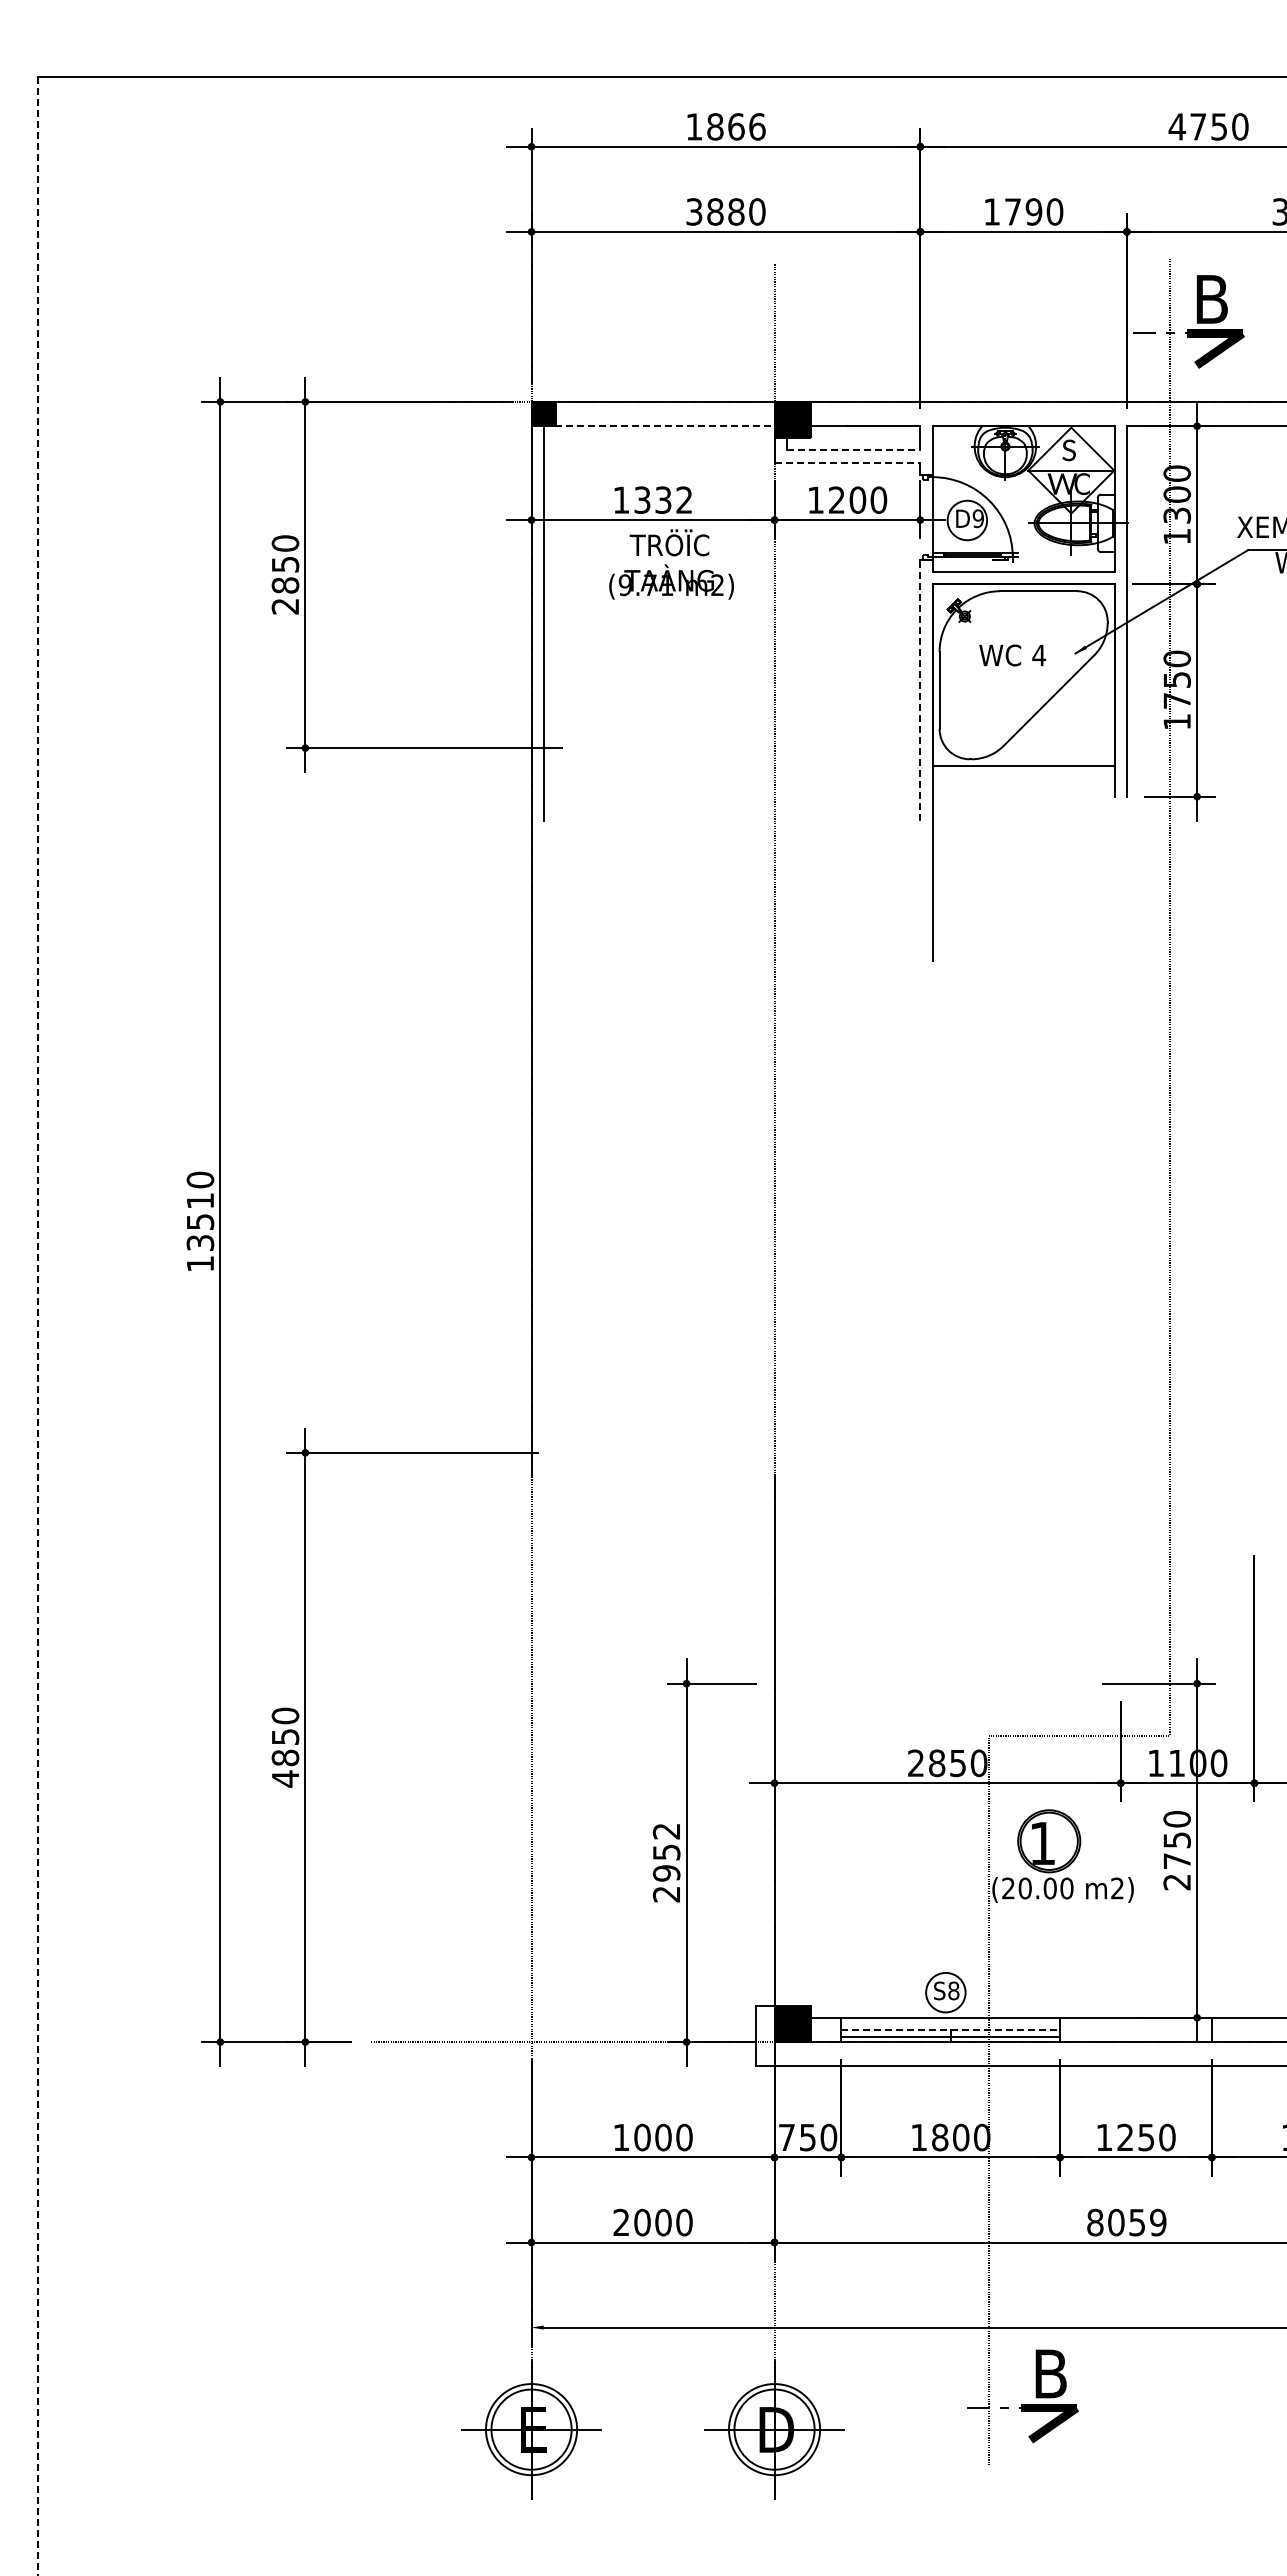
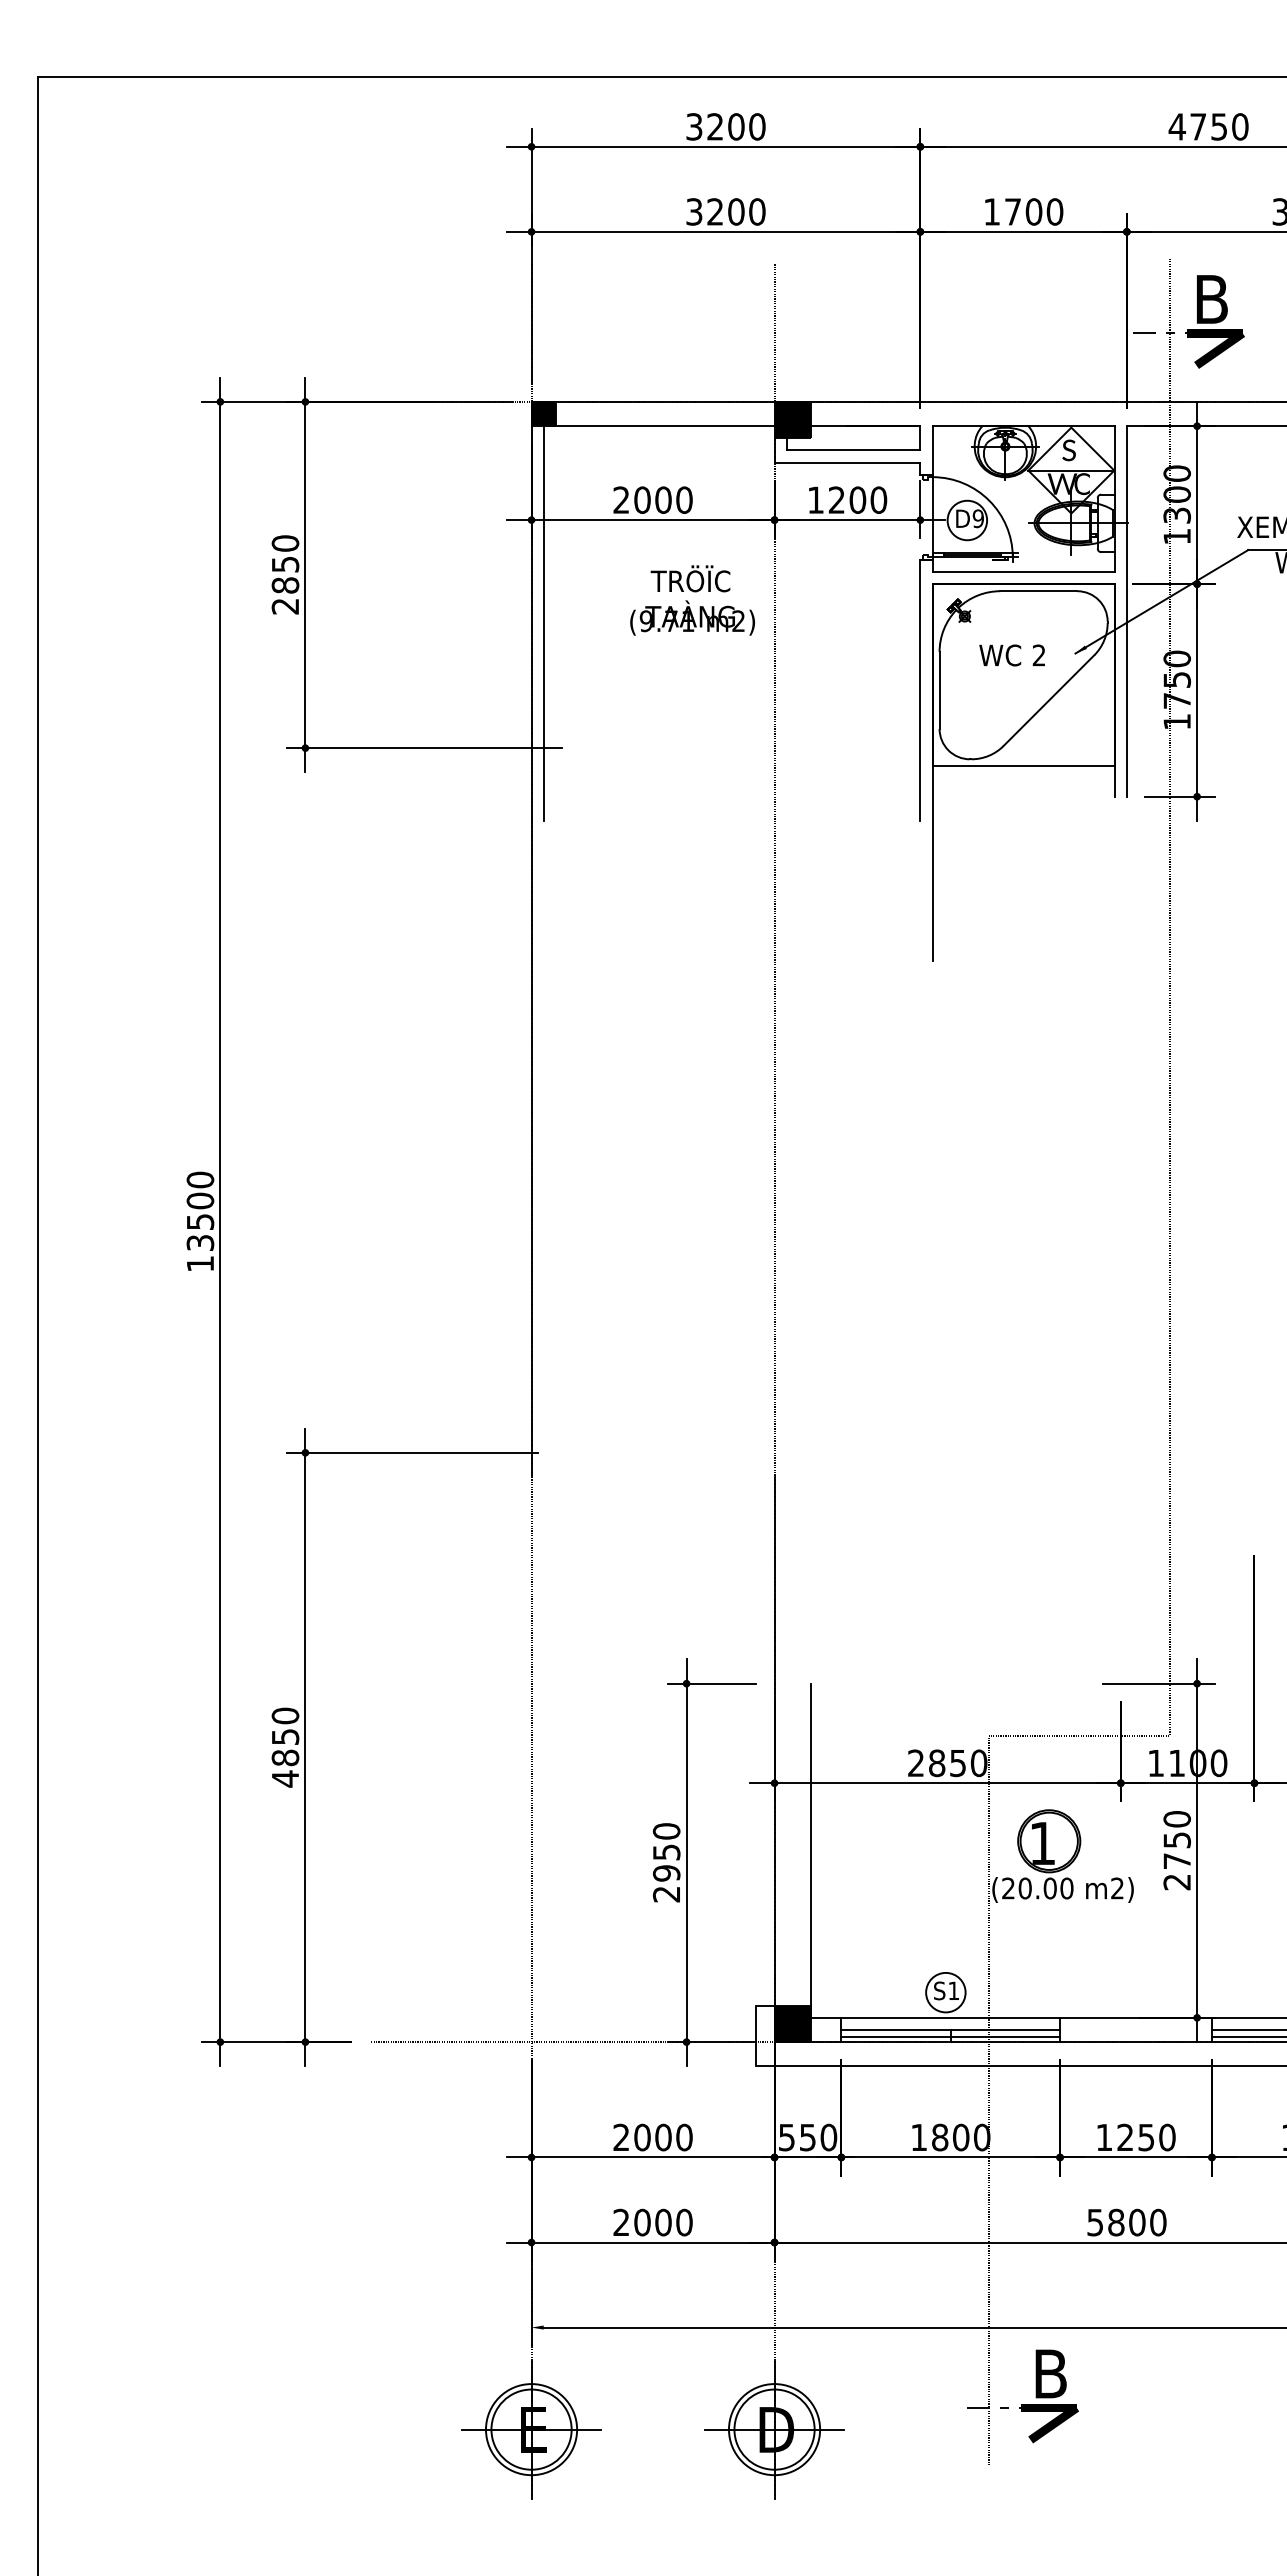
text: 1866 -> 3200 (725, 126)
text: 3880 -> 3200 (725, 211)
text: 1790 -> 1700 (1033, 211)
line: dashed -> solid (668, 426)
line: dashed -> solid (853, 450)
line: dashed -> solid (847, 462)
text: 1332 -> 2000 (652, 499)
text position: (671, 564) -> (692, 600) (692, 600)
text: 4 -> 2 (1039, 655)
line: dashed -> solid (920, 690)
text: 13510 -> 13500 (200, 1200)
line: dashed -> solid (38, 1327)
text: 2952 -> 2950 (666, 1831)
line: none -> present (811, 1850)
text: S8 -> S1 (953, 1990)
line: dashed -> solid (951, 2029)
line: none -> present (1247, 2029)
line: none -> present (1247, 2037)
text: 1000 -> 2000 (620, 2136)
text: 750 -> 550 (786, 2137)
text: 8059 -> 5800 (1126, 2222)
